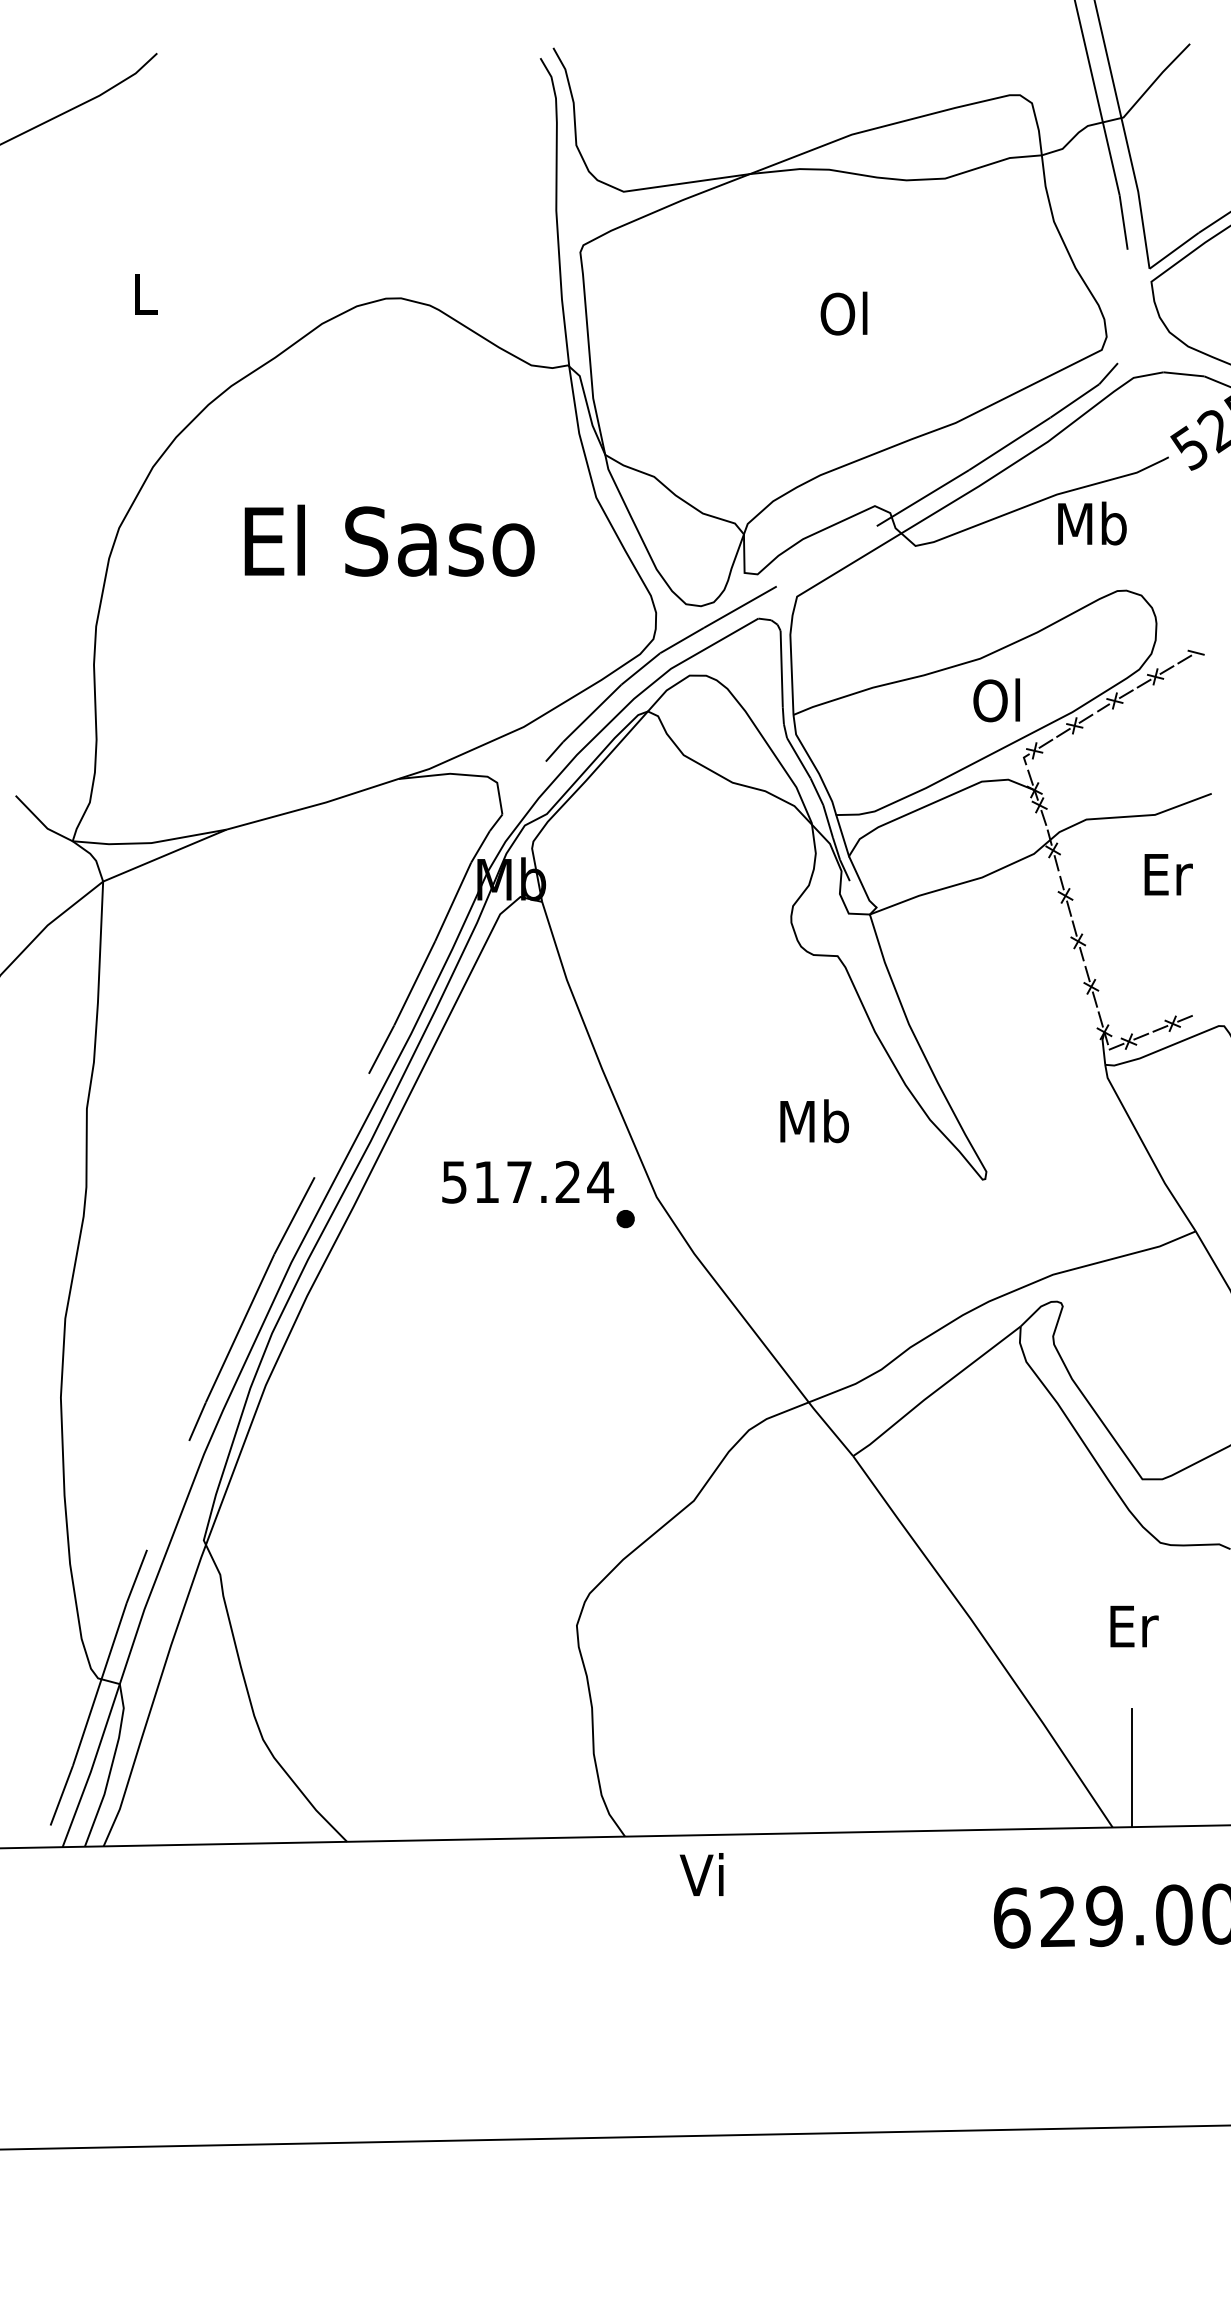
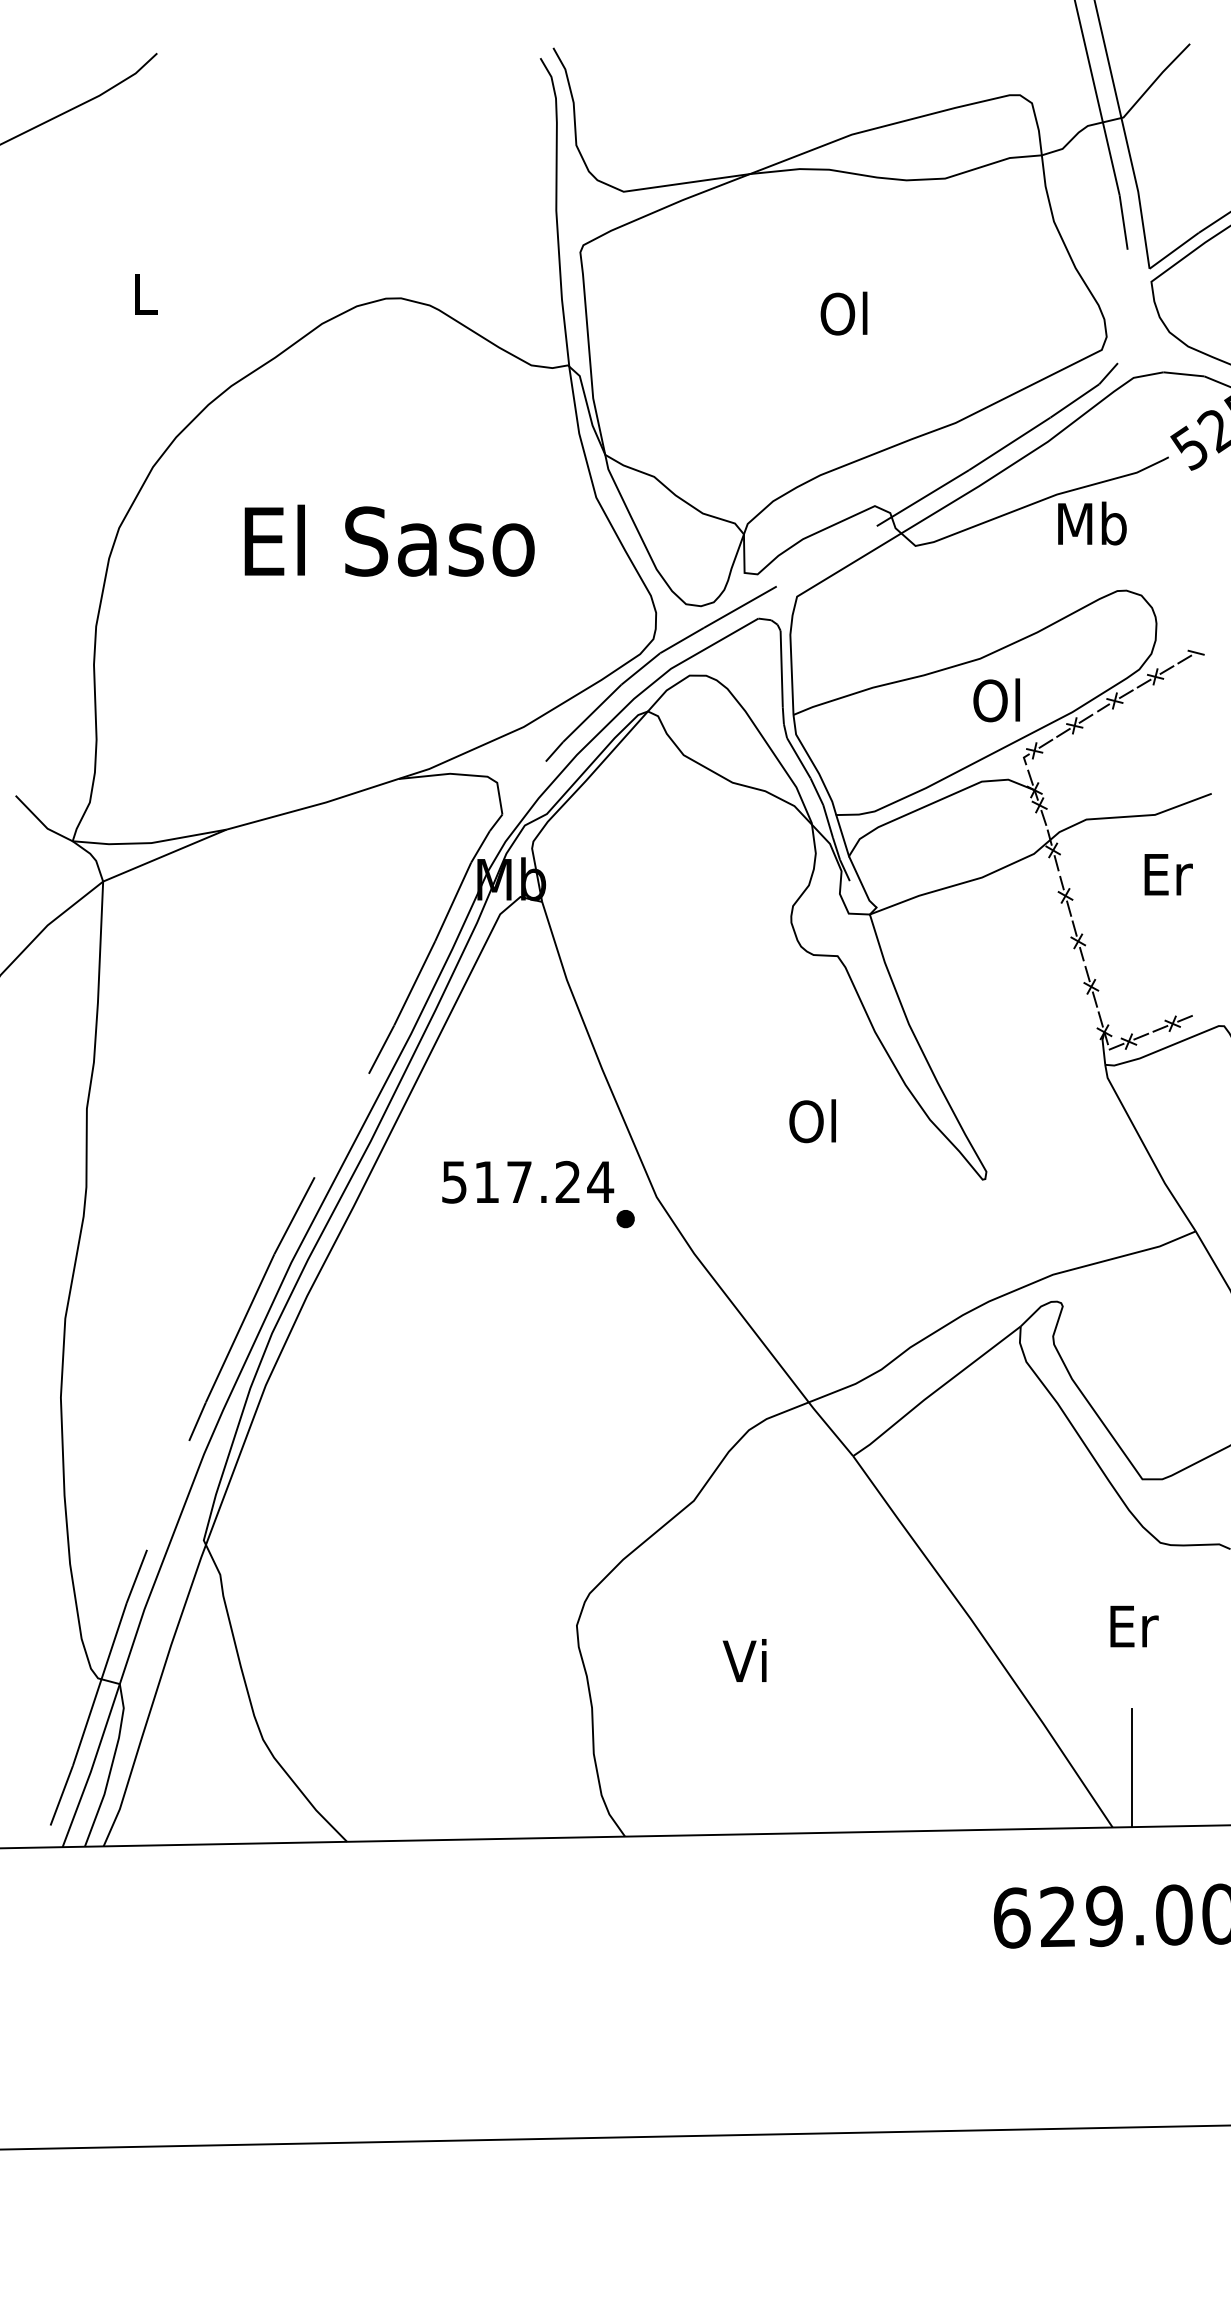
text: Mb -> Ol (814, 1121)
text position: (701, 1874) -> (744, 1660) (744, 1660)
